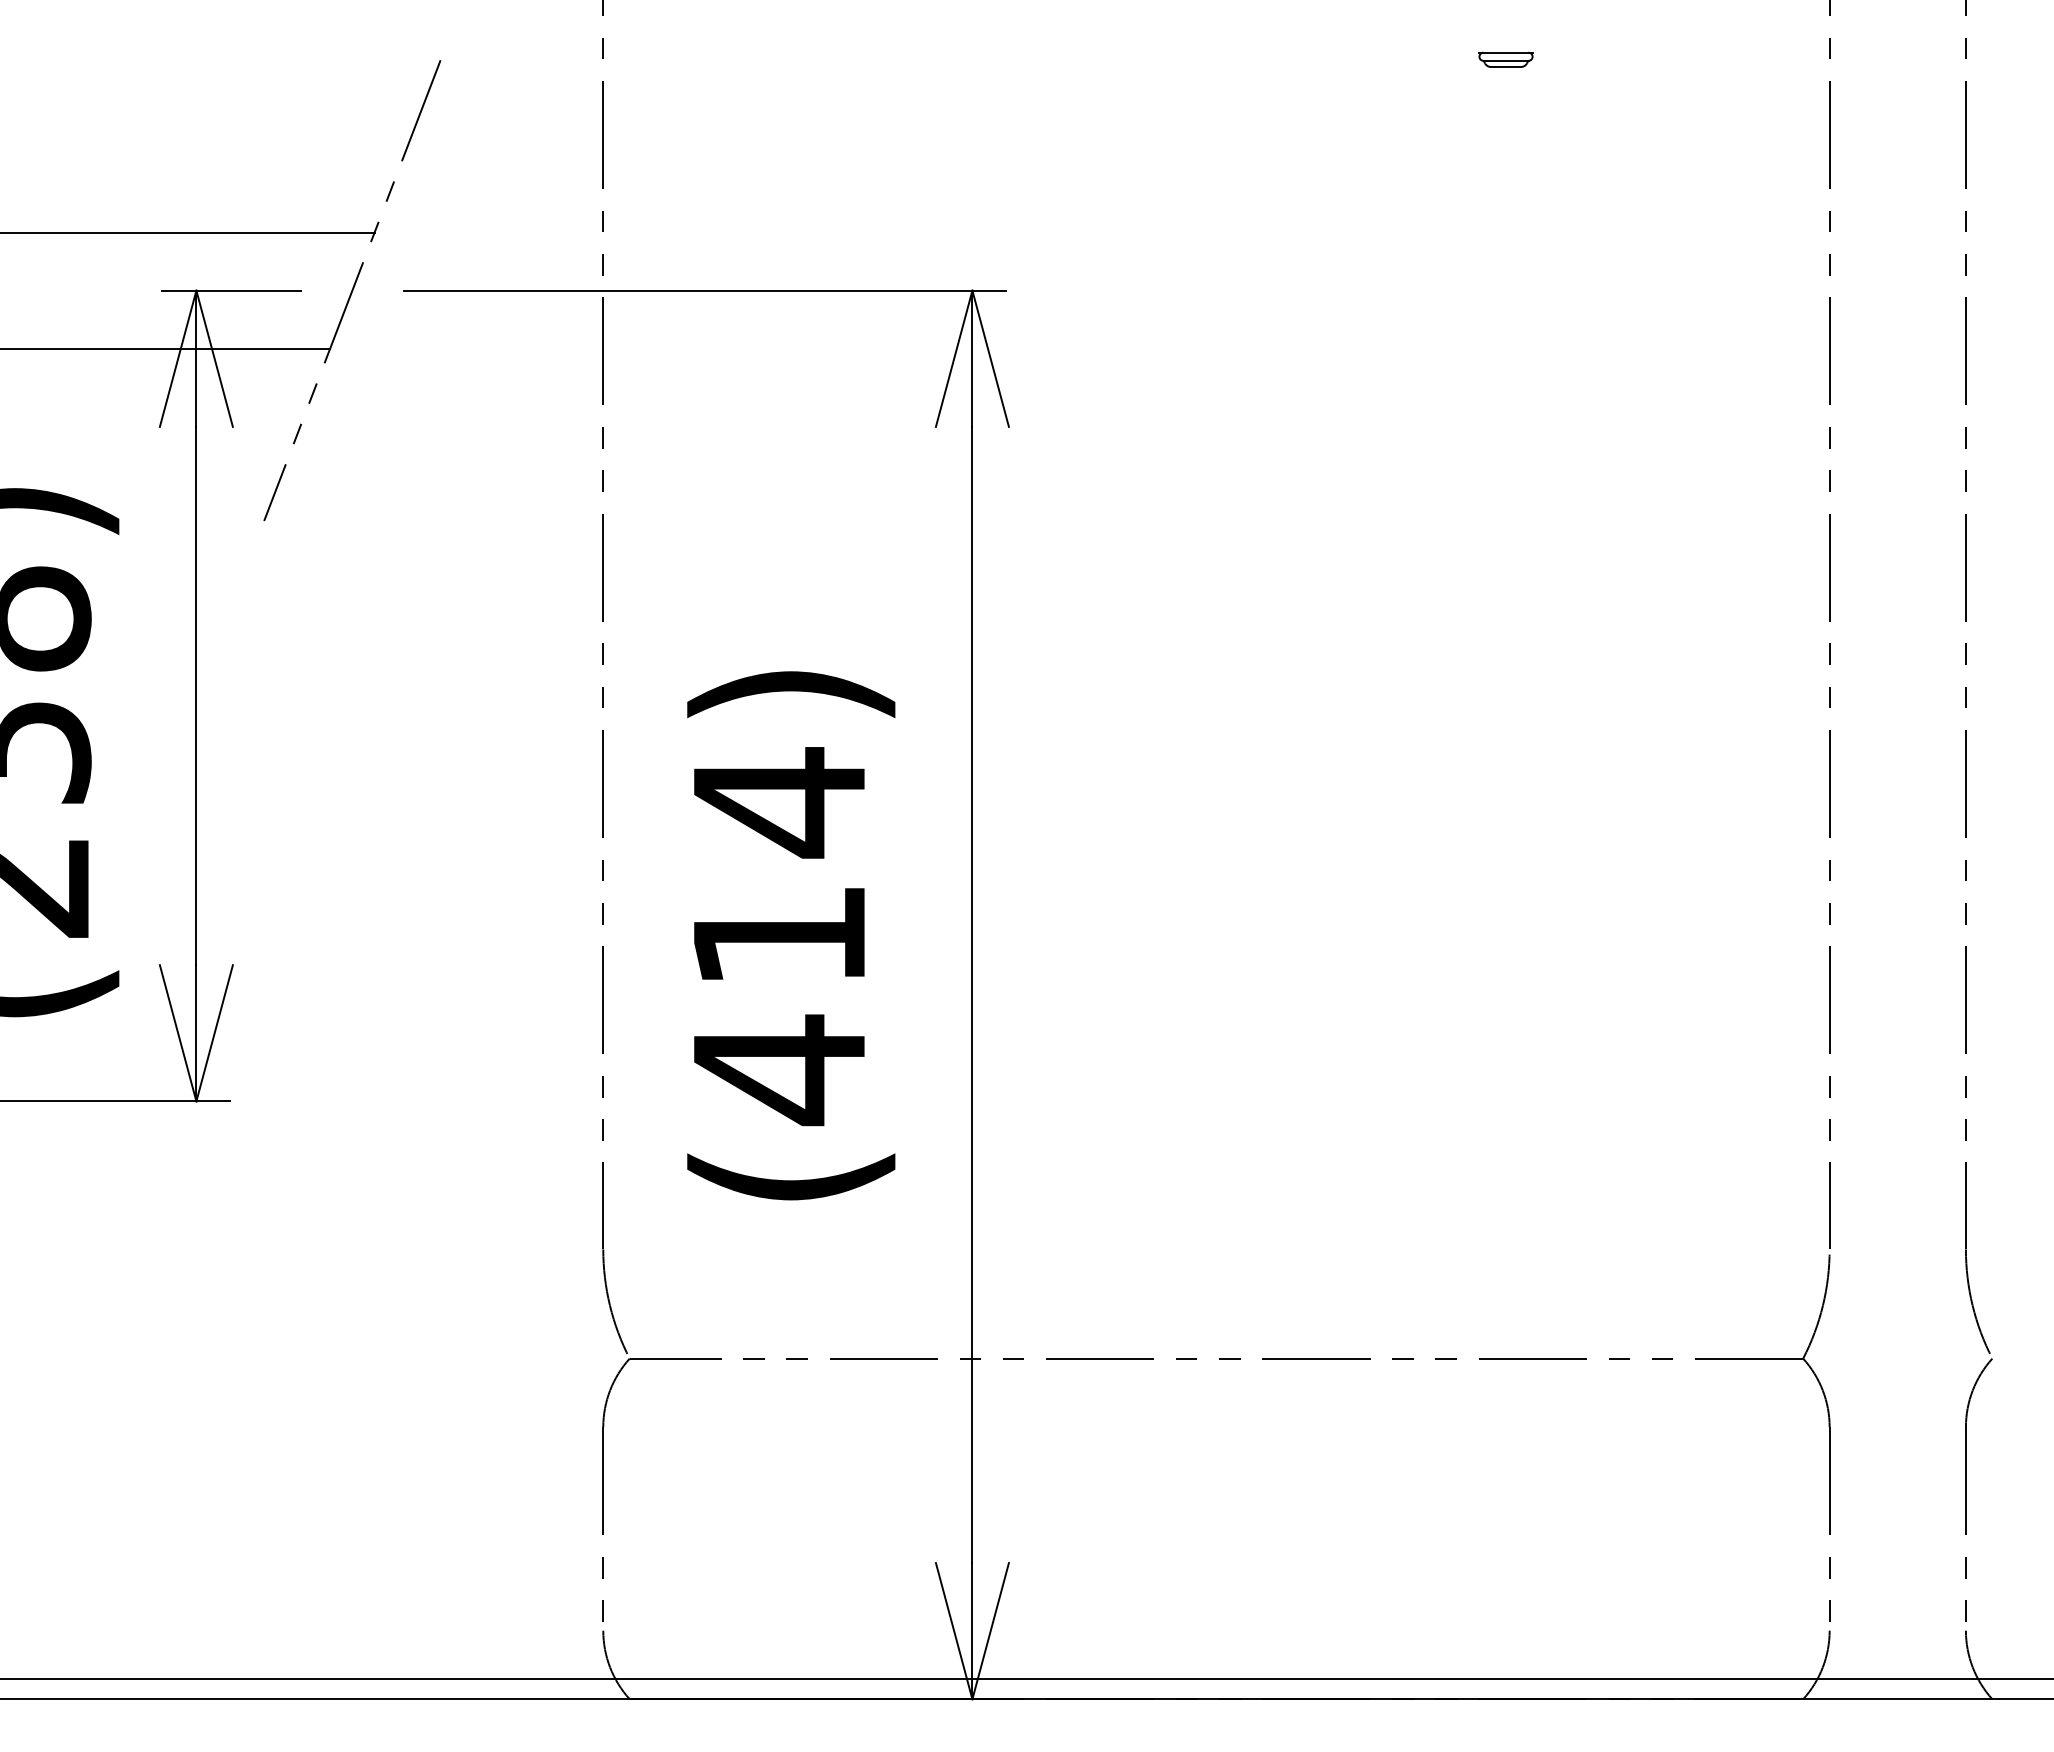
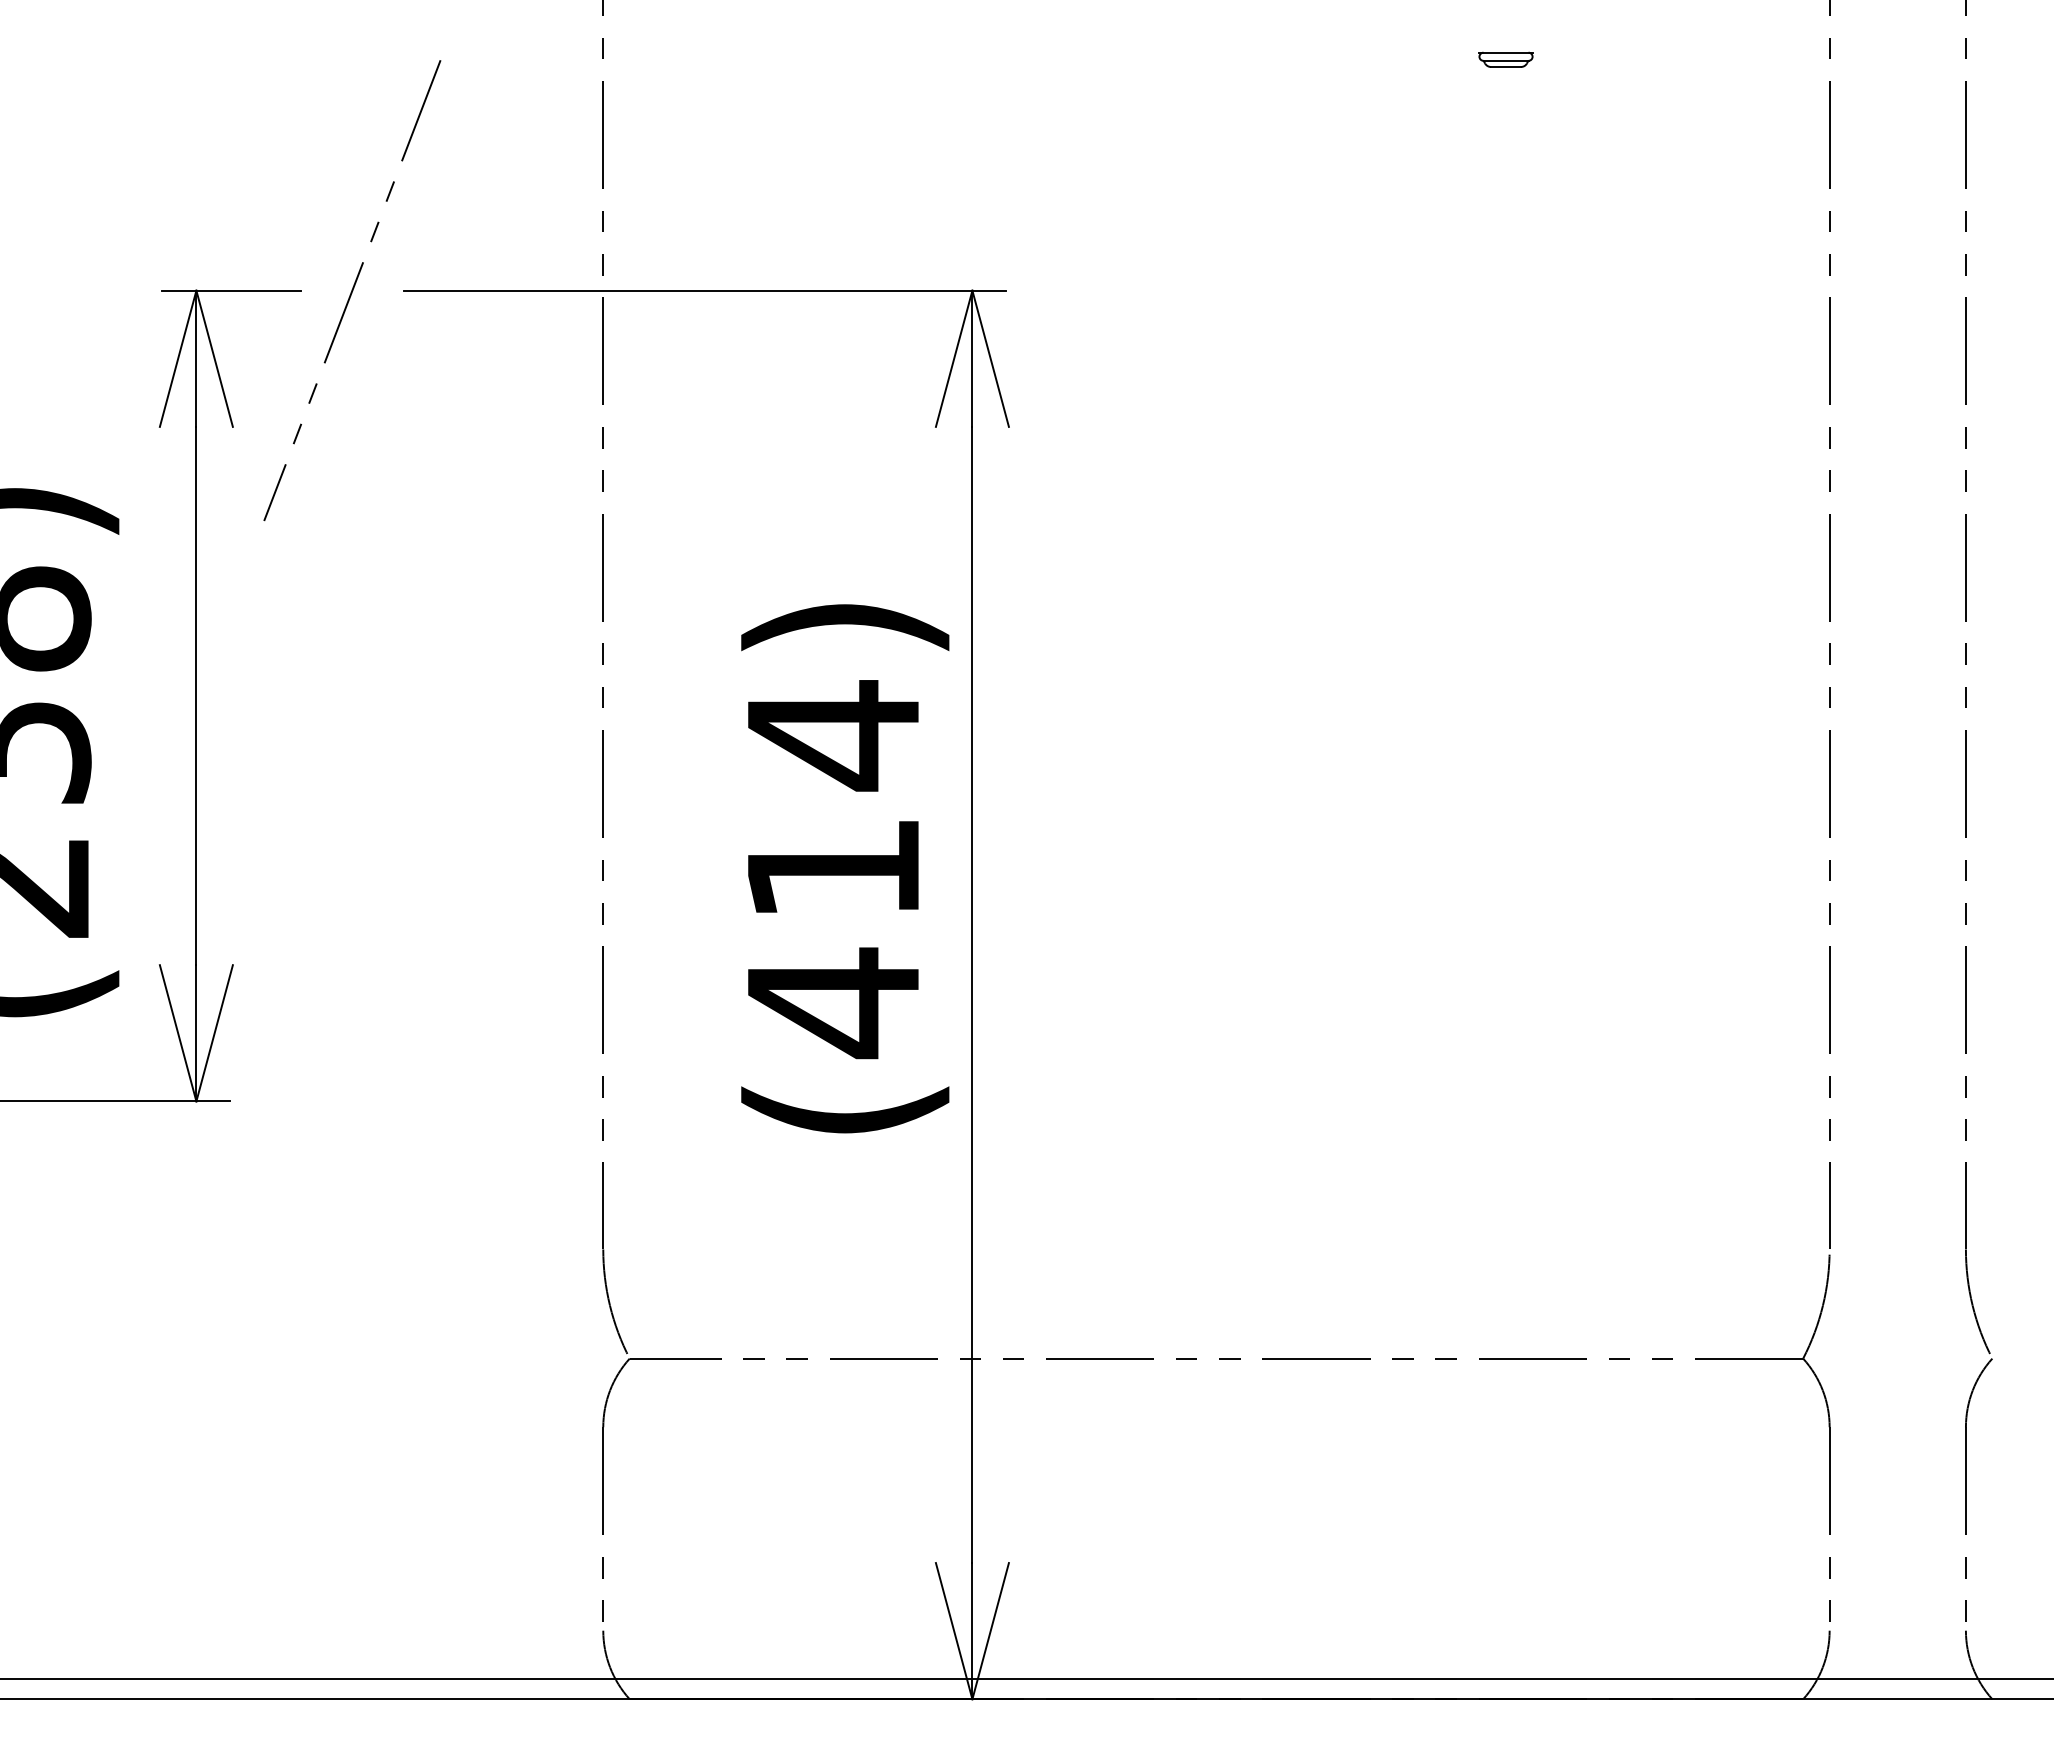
line: present -> none (188, 232)
line: present -> none (166, 348)
text position: (791, 935) -> (845, 868) (845, 868)
